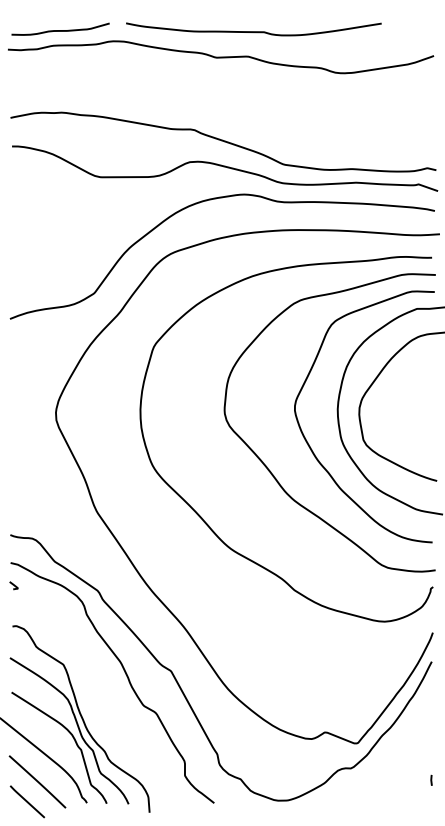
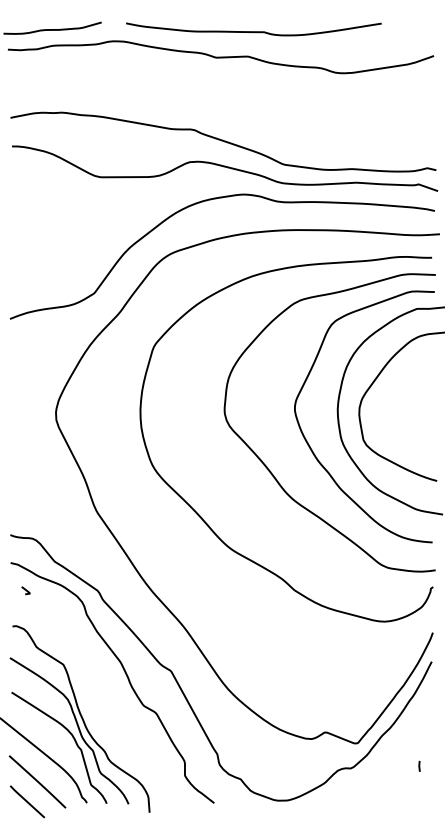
curve position: (60, 30) -> (52, 29) (52, 29)
curve position: (13, 585) -> (25, 590) (25, 590)
line position: (431, 779) -> (419, 765) (419, 765)
